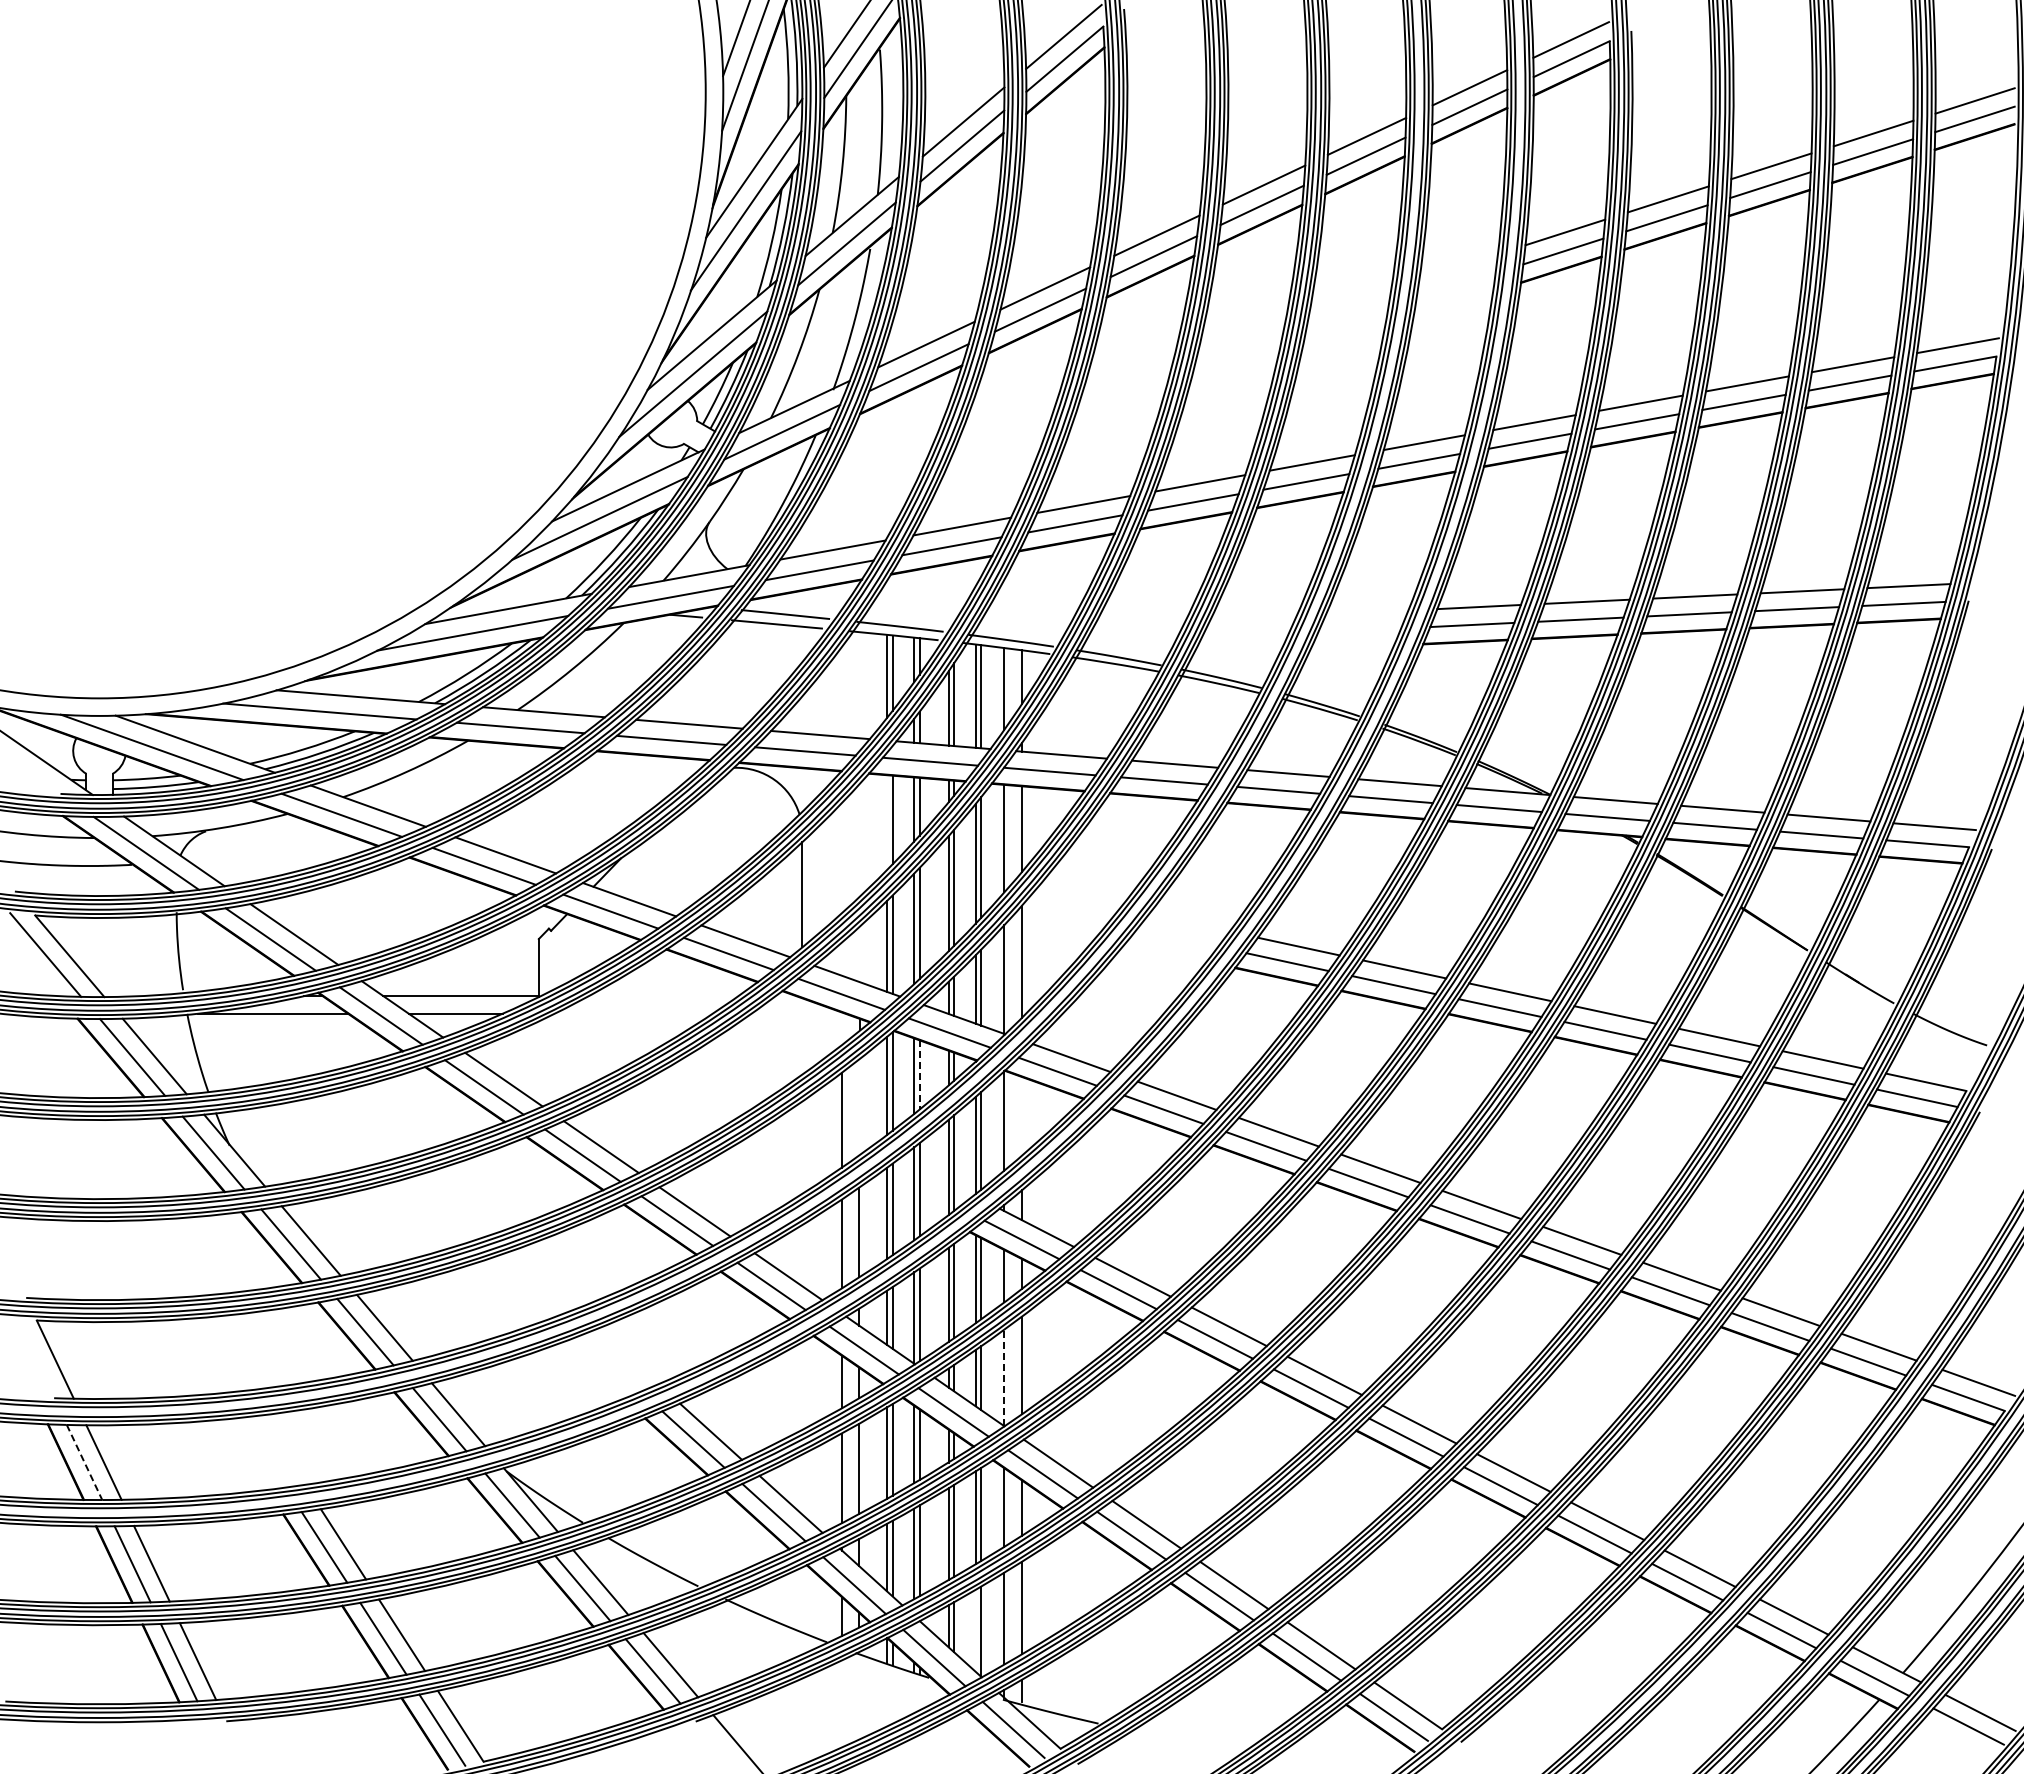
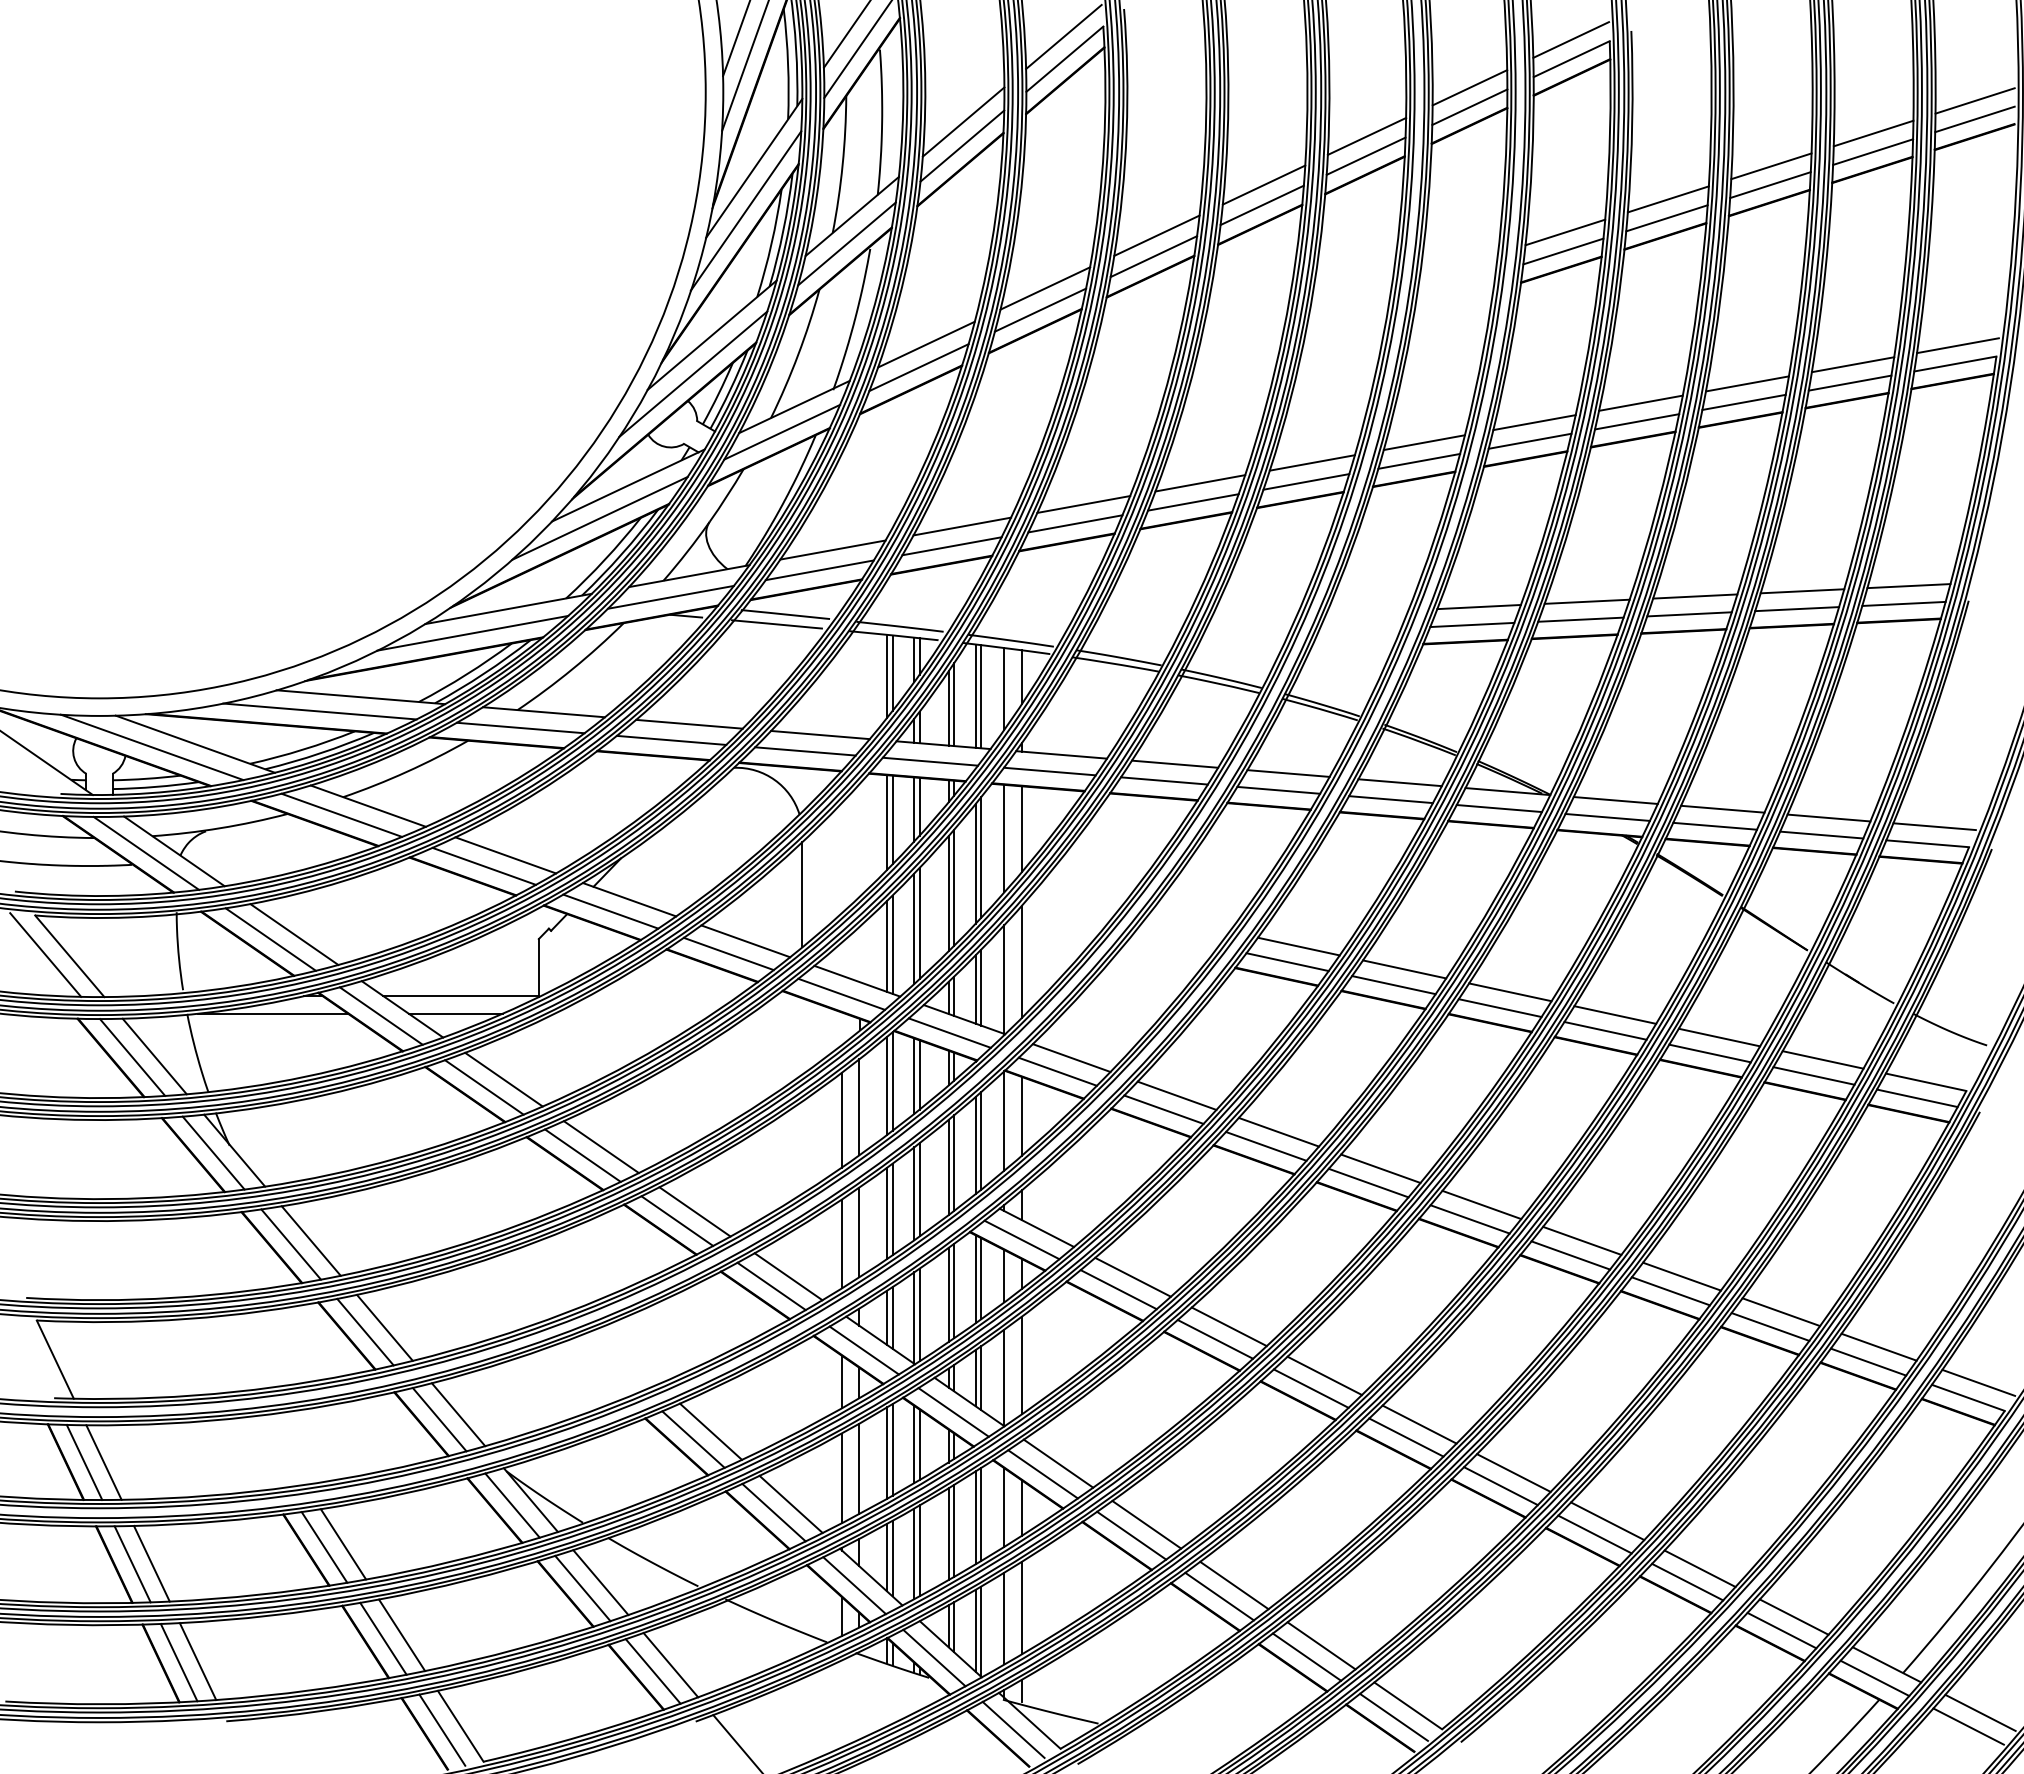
line: none -> present (887, 822)
line: dashed -> solid (919, 1074)
line: none -> present (859, 1107)
line: none -> present (1022, 1115)
line: dashed -> solid (1004, 1377)
line: dashed -> solid (84, 1462)
line: none -> present (975, 1630)
